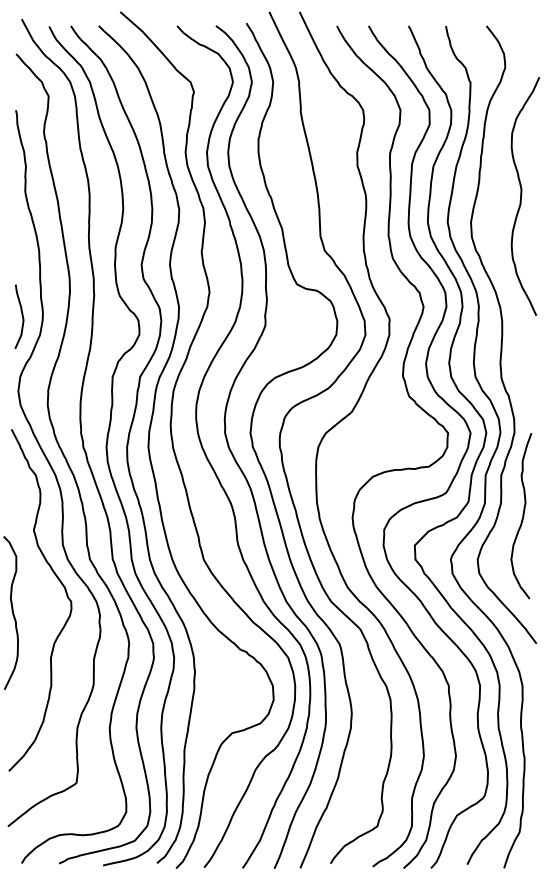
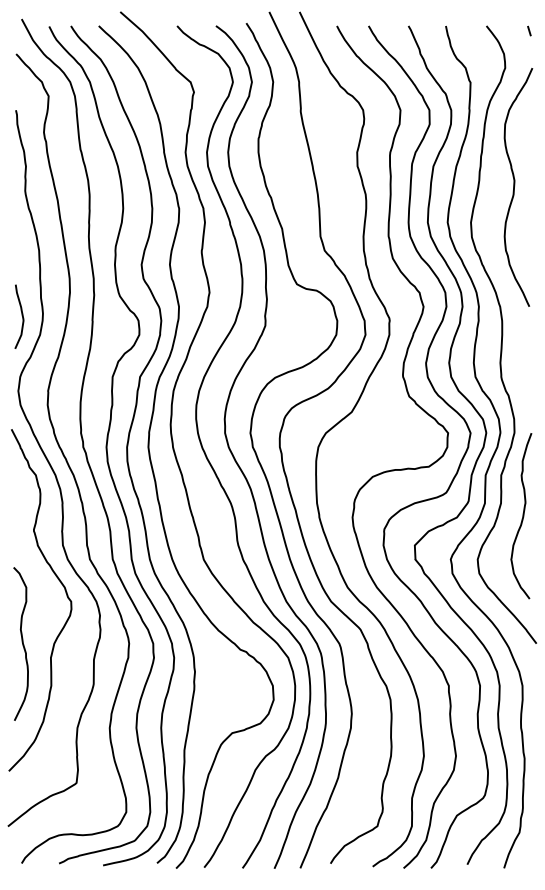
line: none -> present (529, 30)
curve position: (522, 194) -> (515, 185) (515, 185)
curve position: (11, 611) -> (21, 642) (21, 642)
